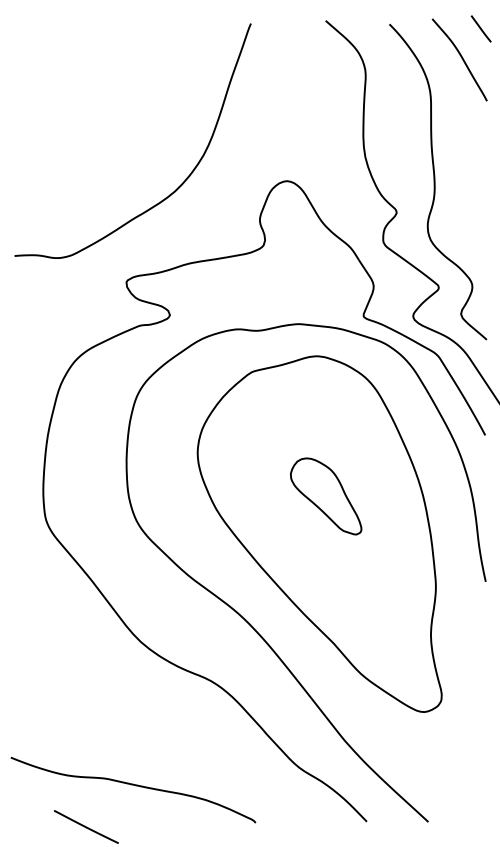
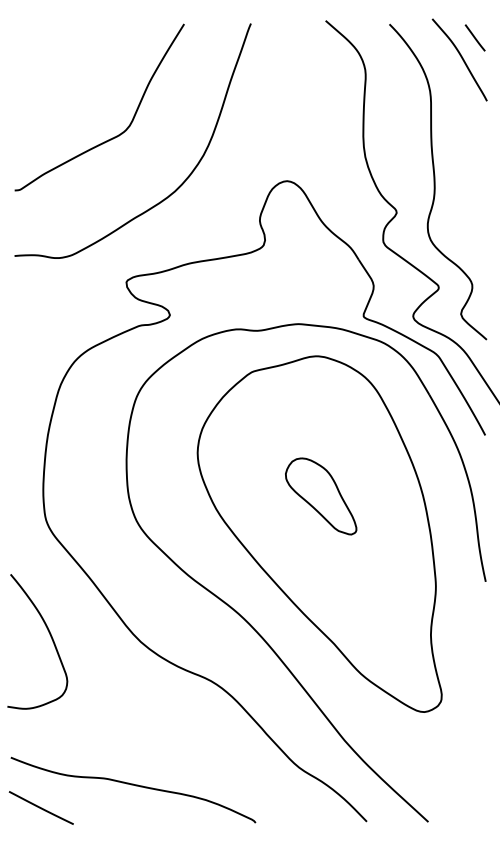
line position: (480, 28) -> (474, 37) (474, 37)
curve: none -> present (114, 136)
part position: (326, 496) -> (321, 496) (321, 496)
curve: none -> present (50, 637)
line position: (85, 826) -> (40, 807) (40, 807)
